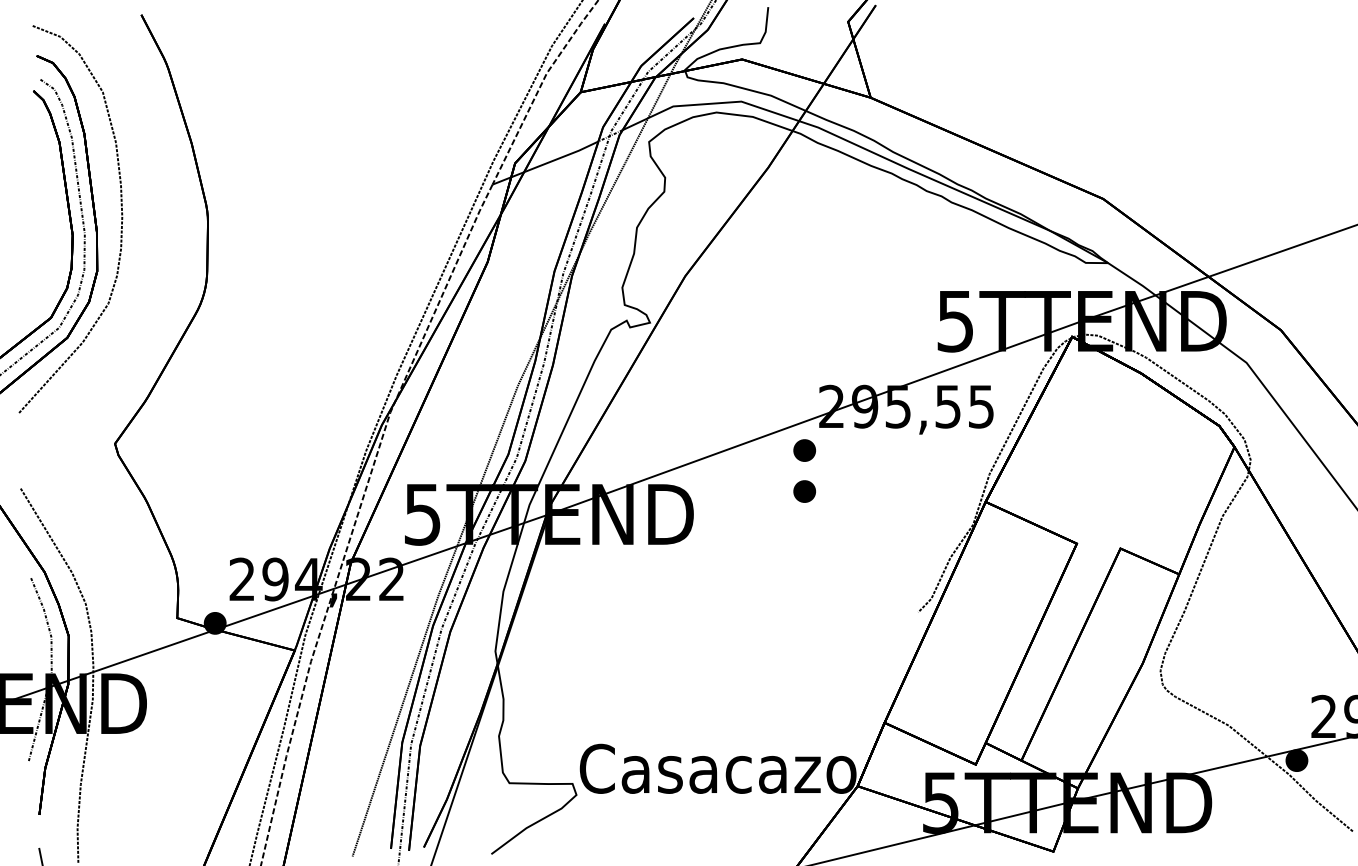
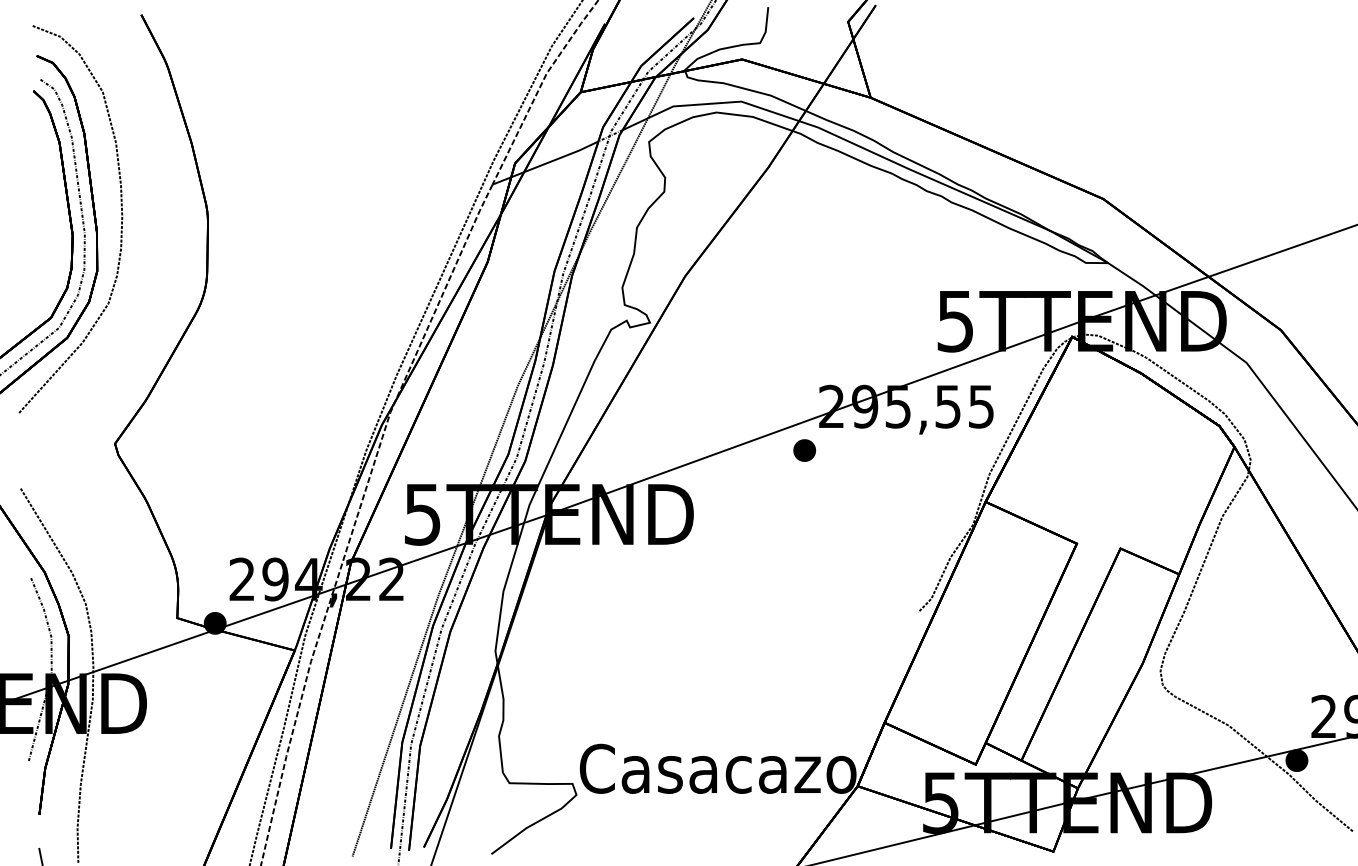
part: present -> none (804, 491)
